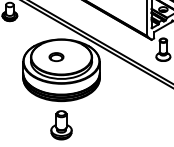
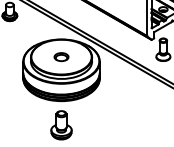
part position: (56, 57) -> (61, 57) (61, 57)
